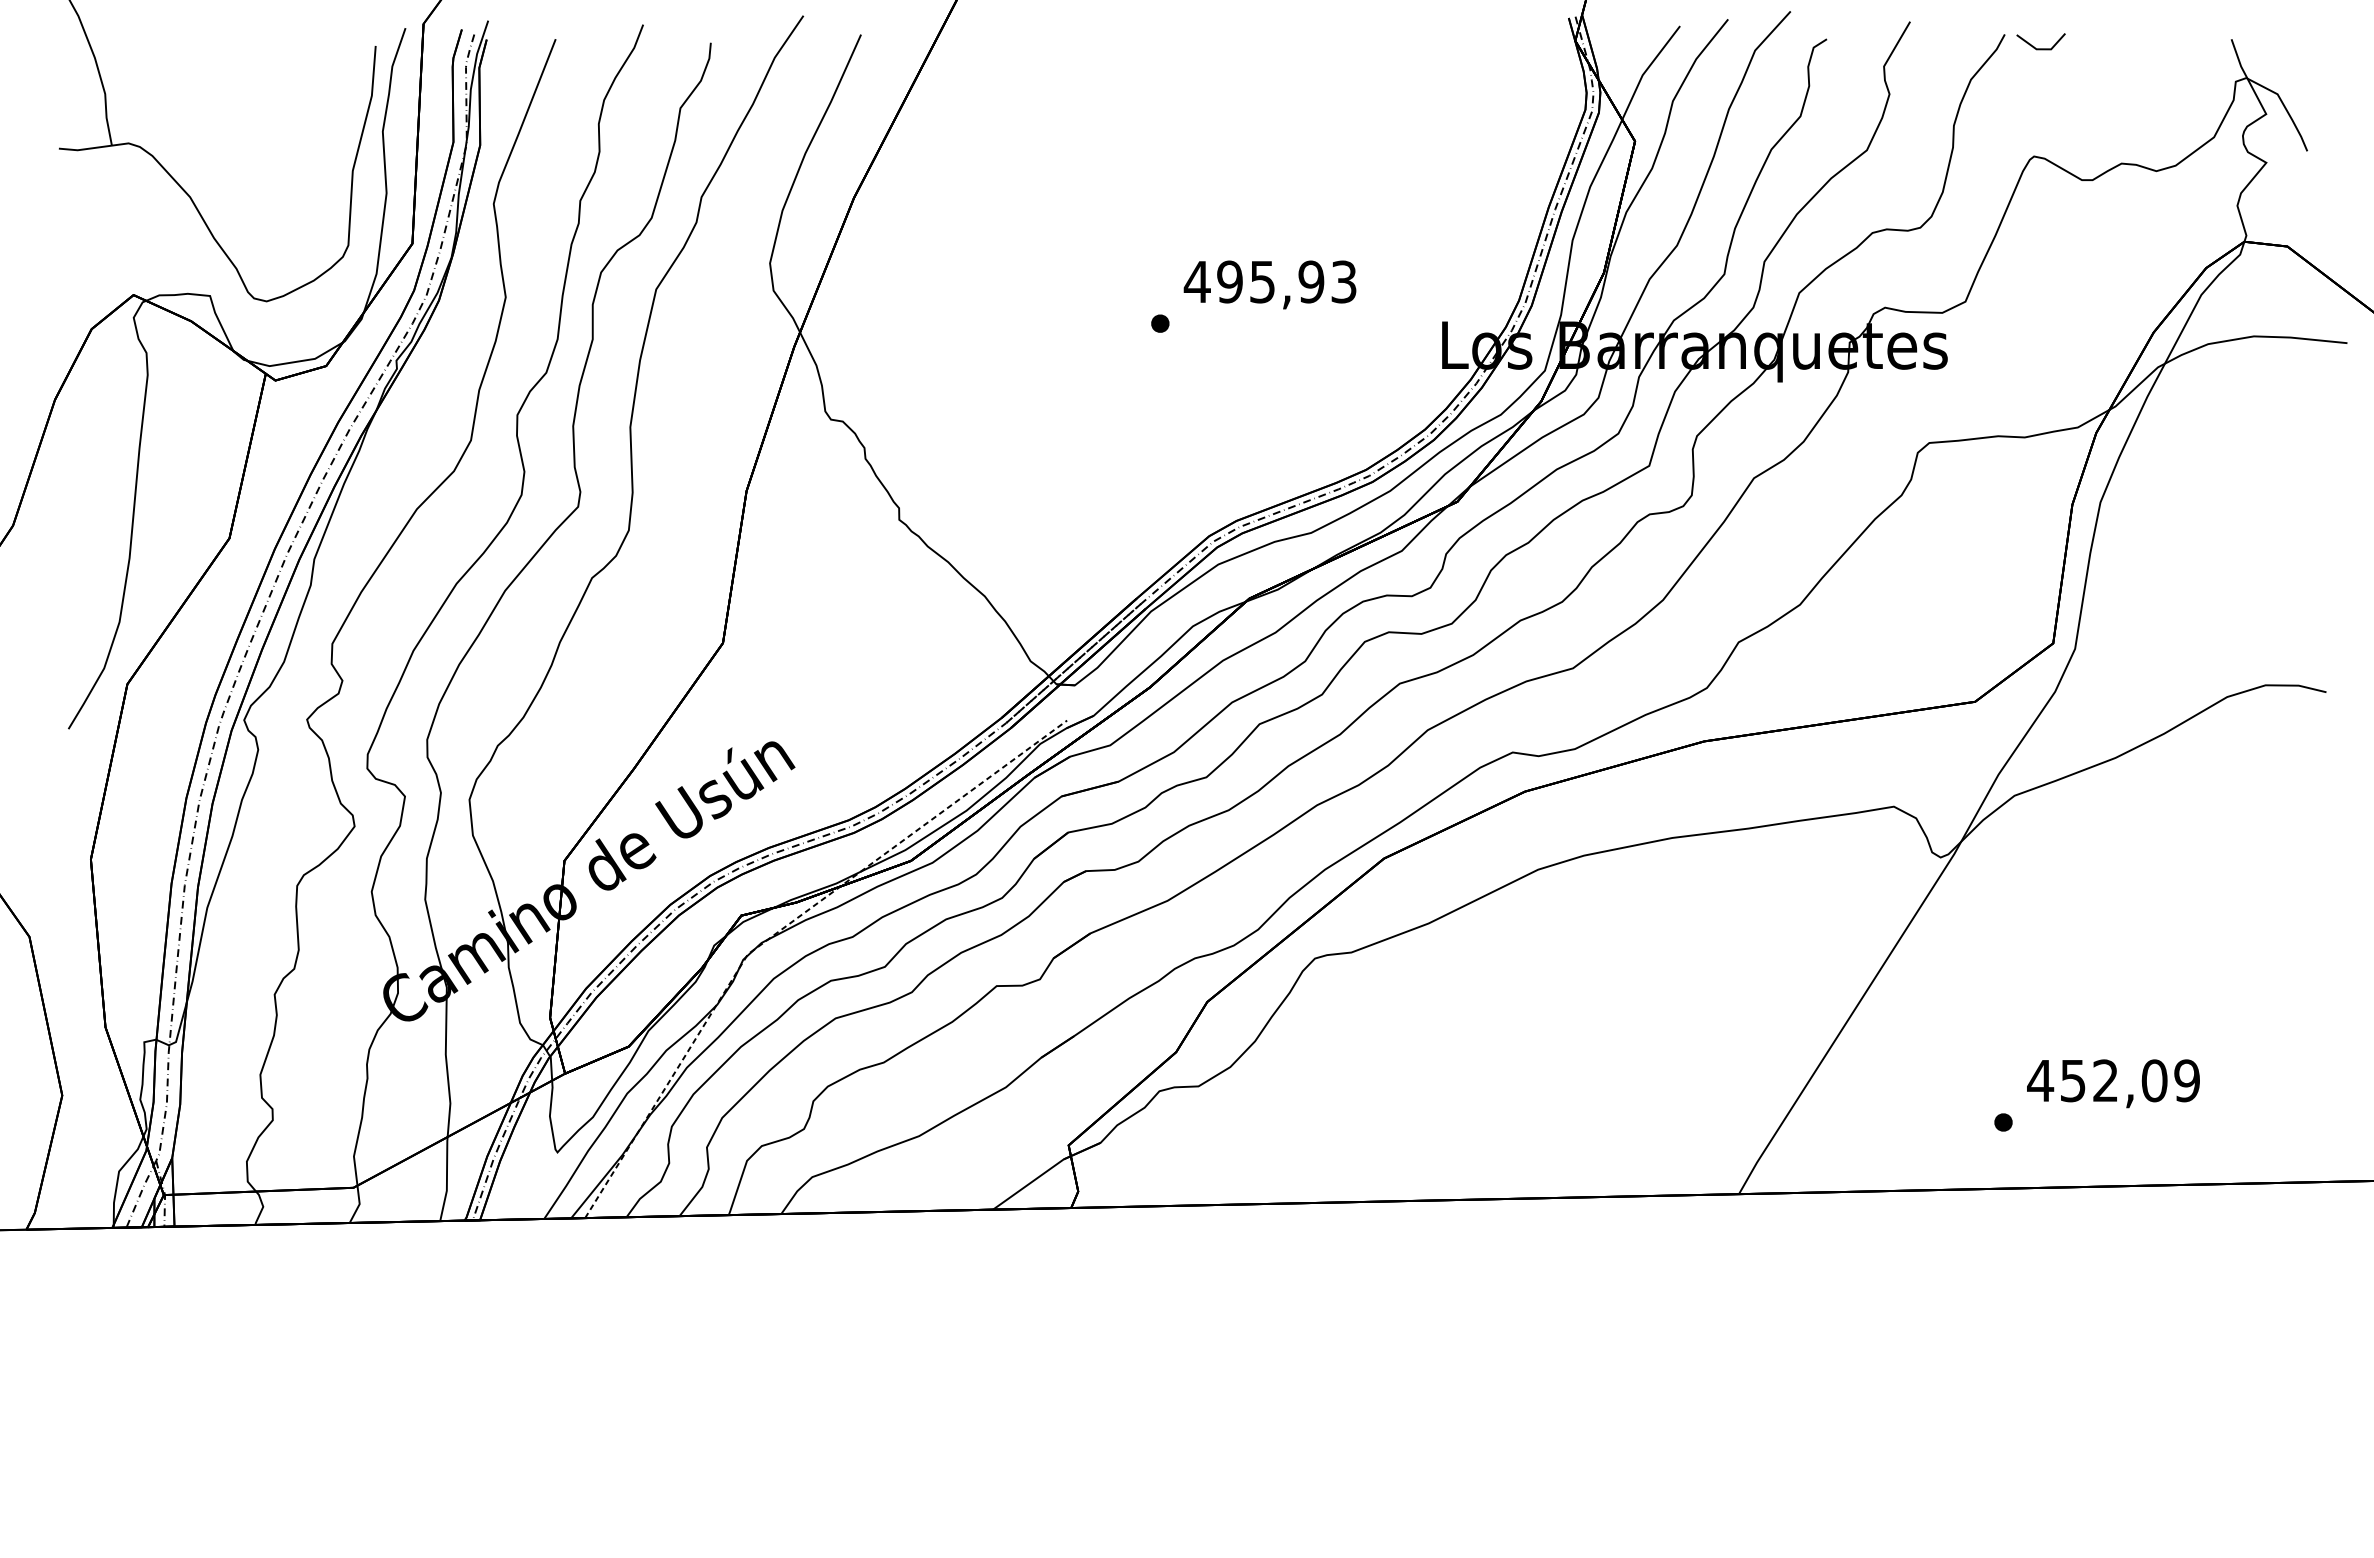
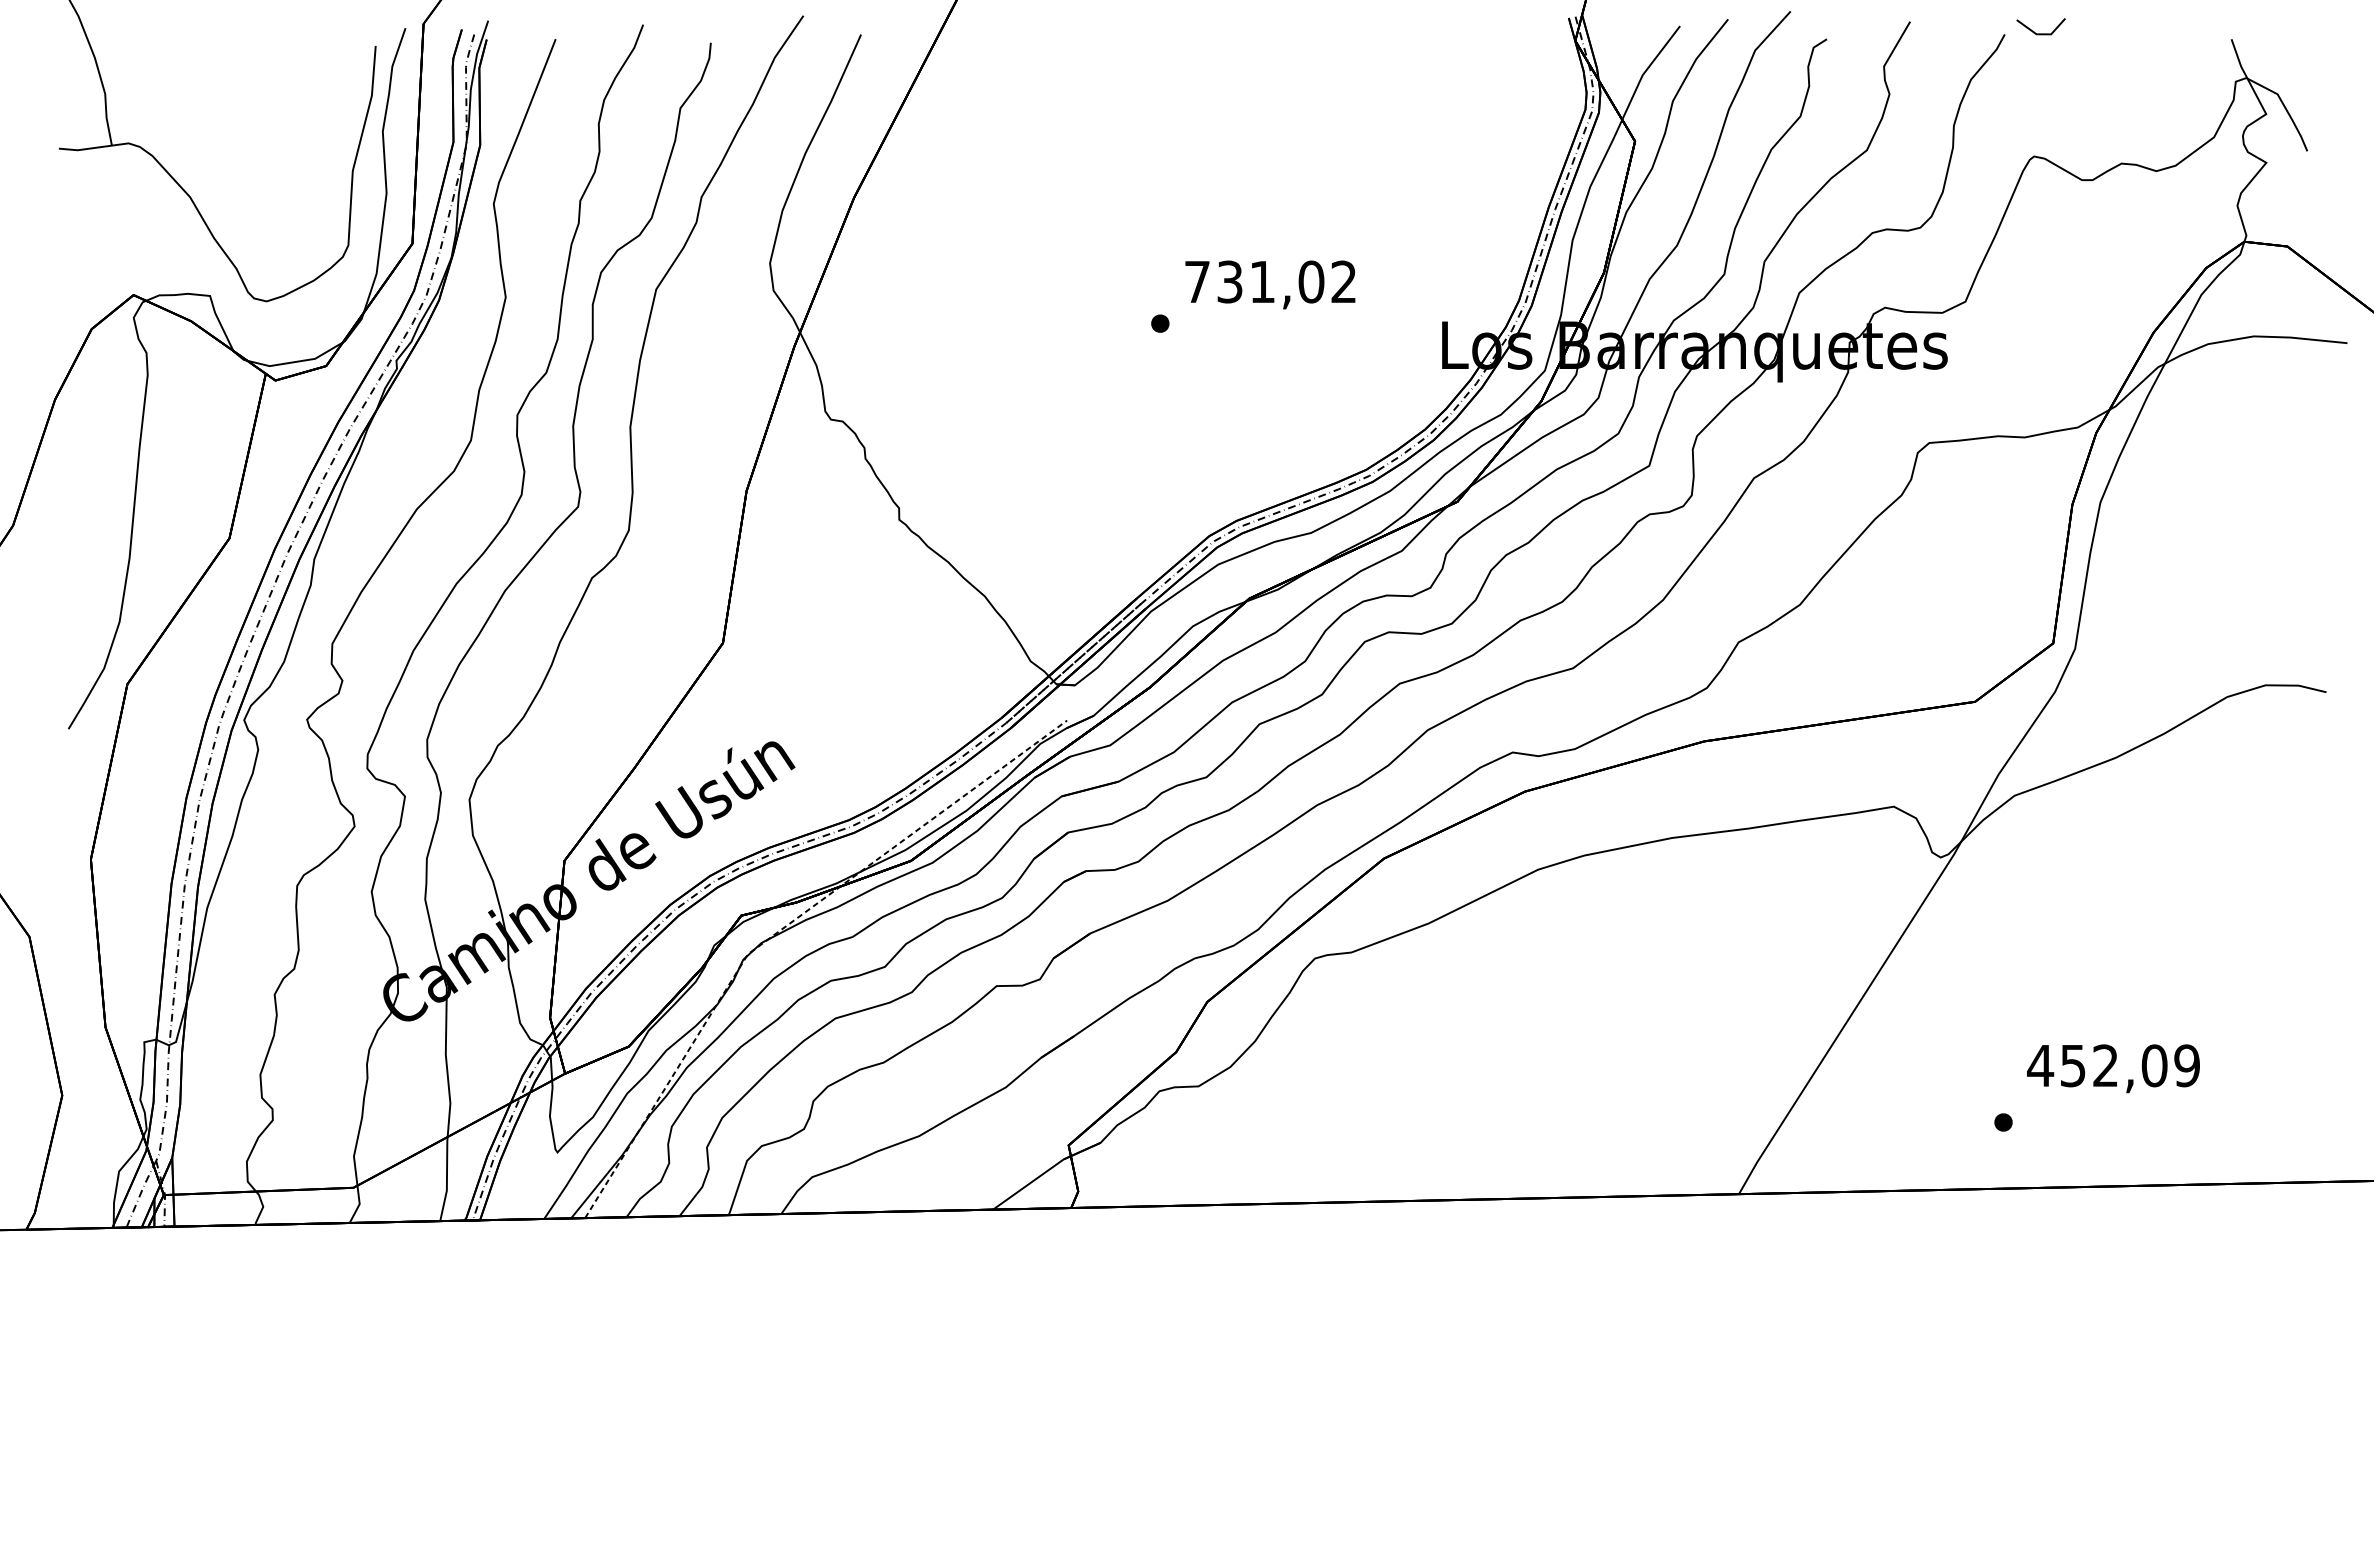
line position: (2040, 48) -> (2040, 33) (2040, 33)
text: 495,93 -> 731,02 (1269, 281)
text position: (2113, 1083) -> (2113, 1068) (2113, 1068)
